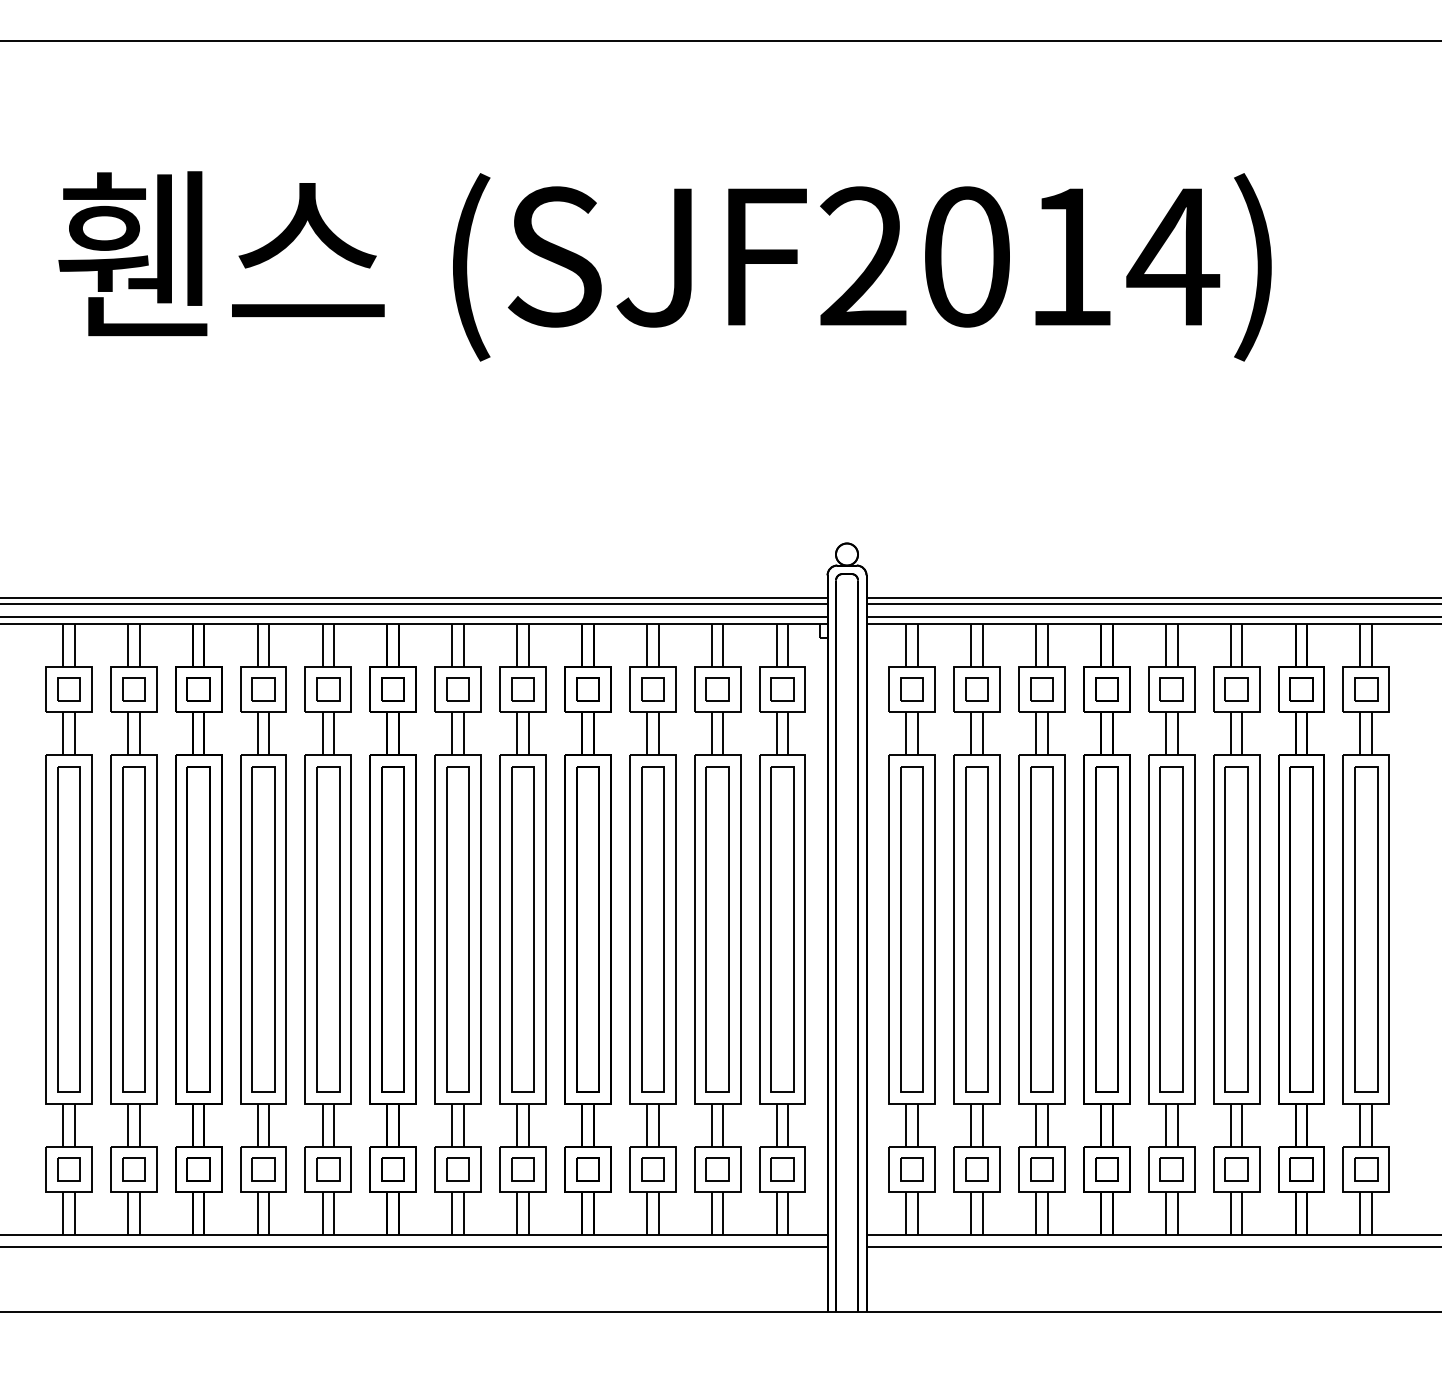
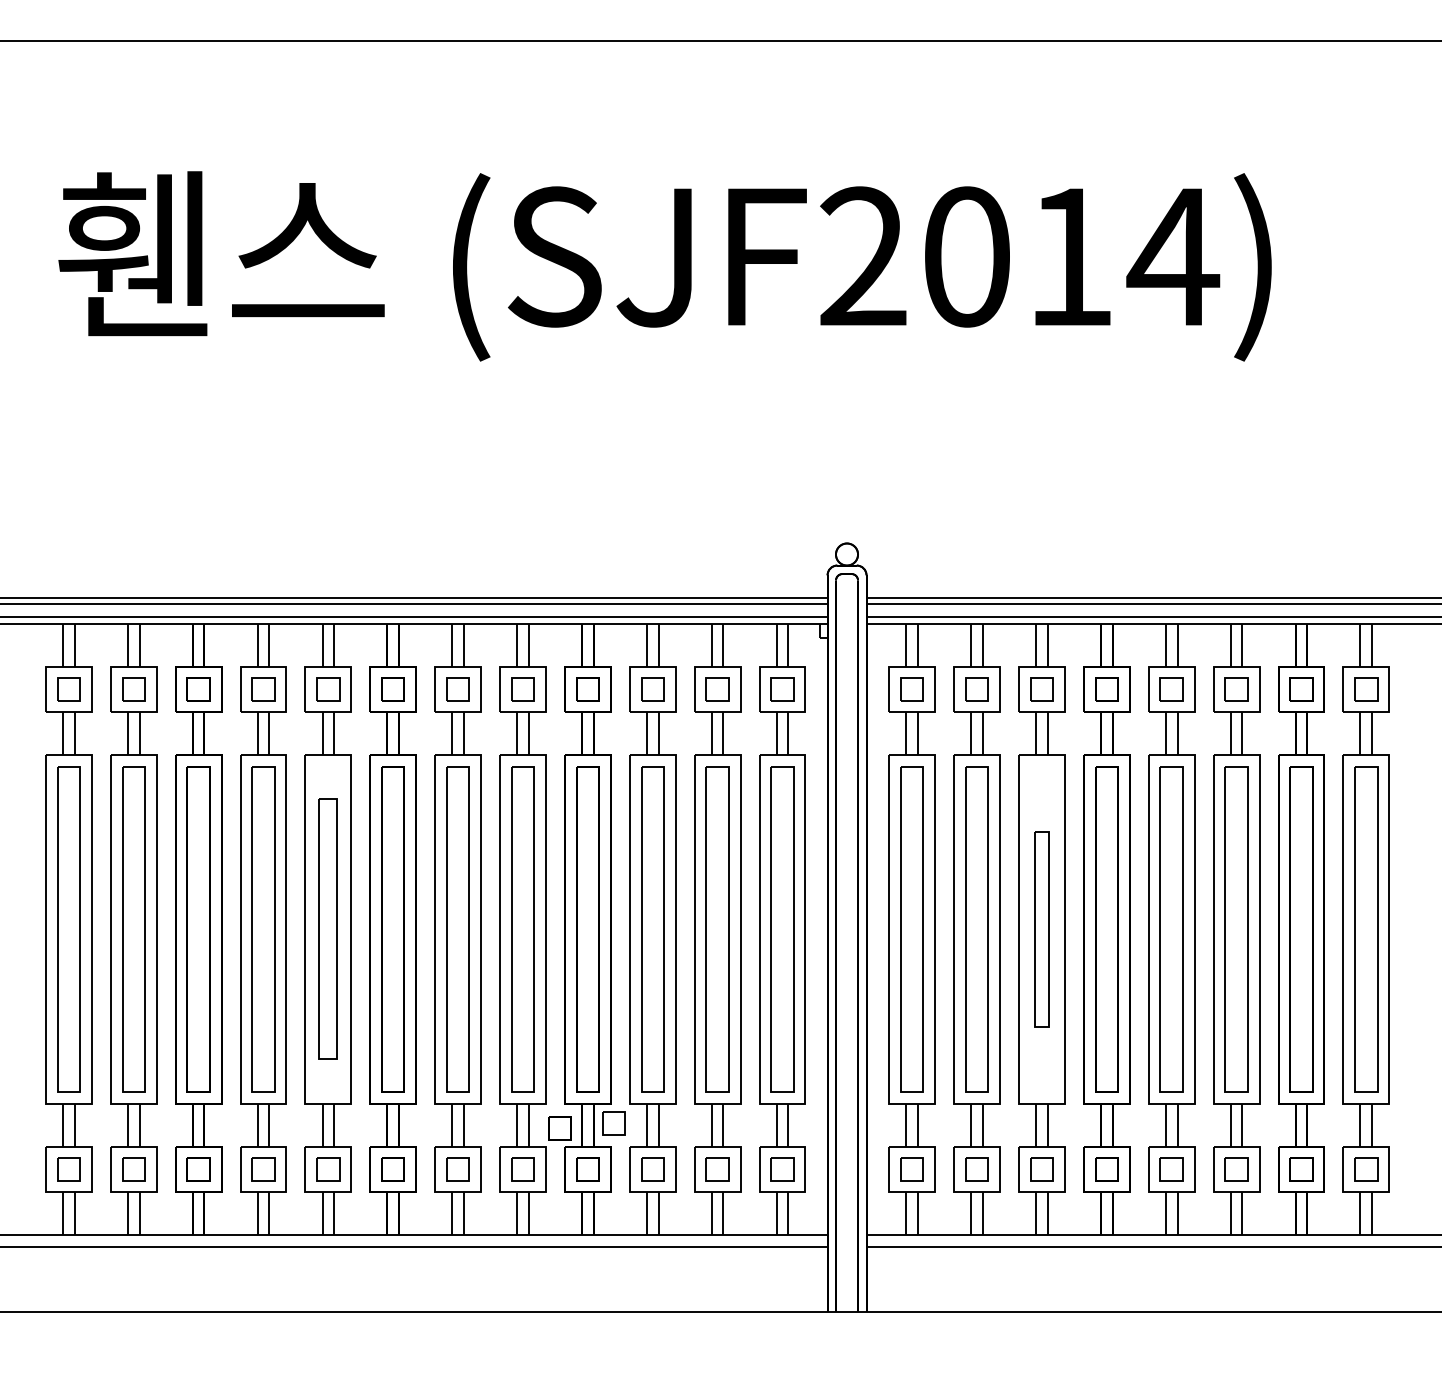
part size: 25x327 px -> 20x262 px (327, 928)
part size: 24x327 px -> 16x197 px (1041, 929)
part: none -> present (613, 1123)
part: none -> present (559, 1128)
